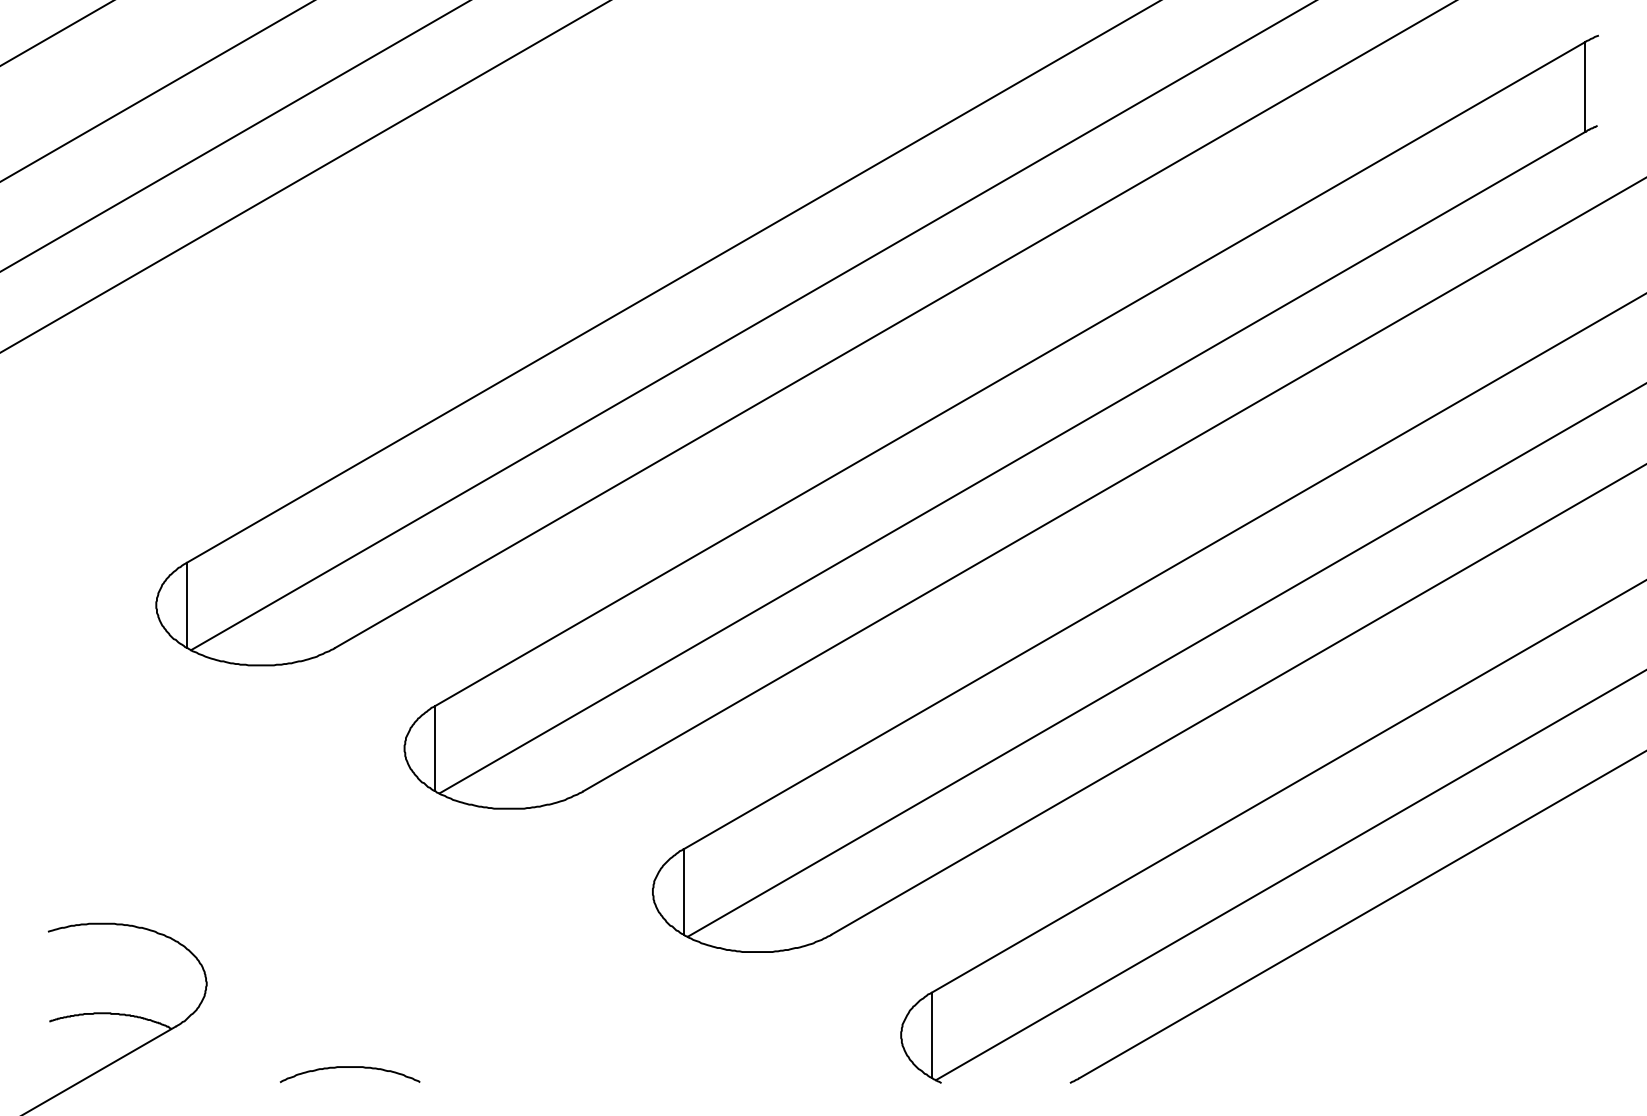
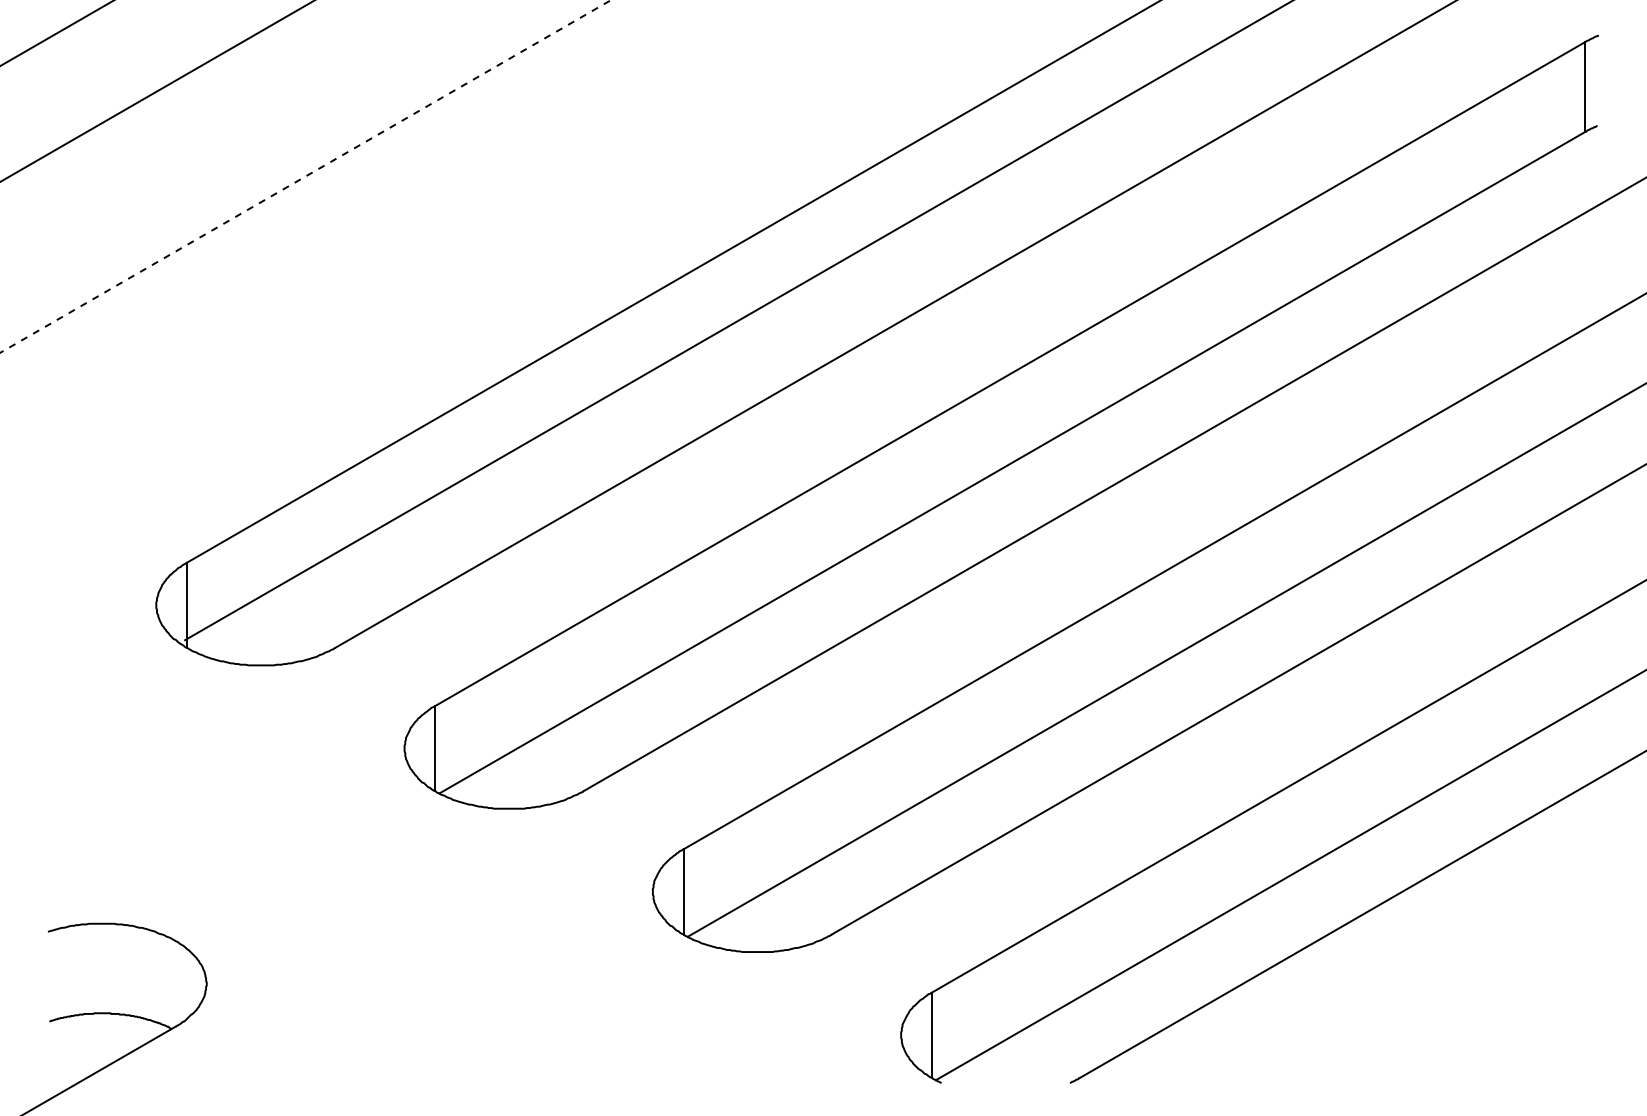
line: present -> none (234, 136)
line: solid -> dashed (305, 176)
line position: (752, 326) -> (737, 321) (737, 321)
curve: present -> none (349, 1067)
